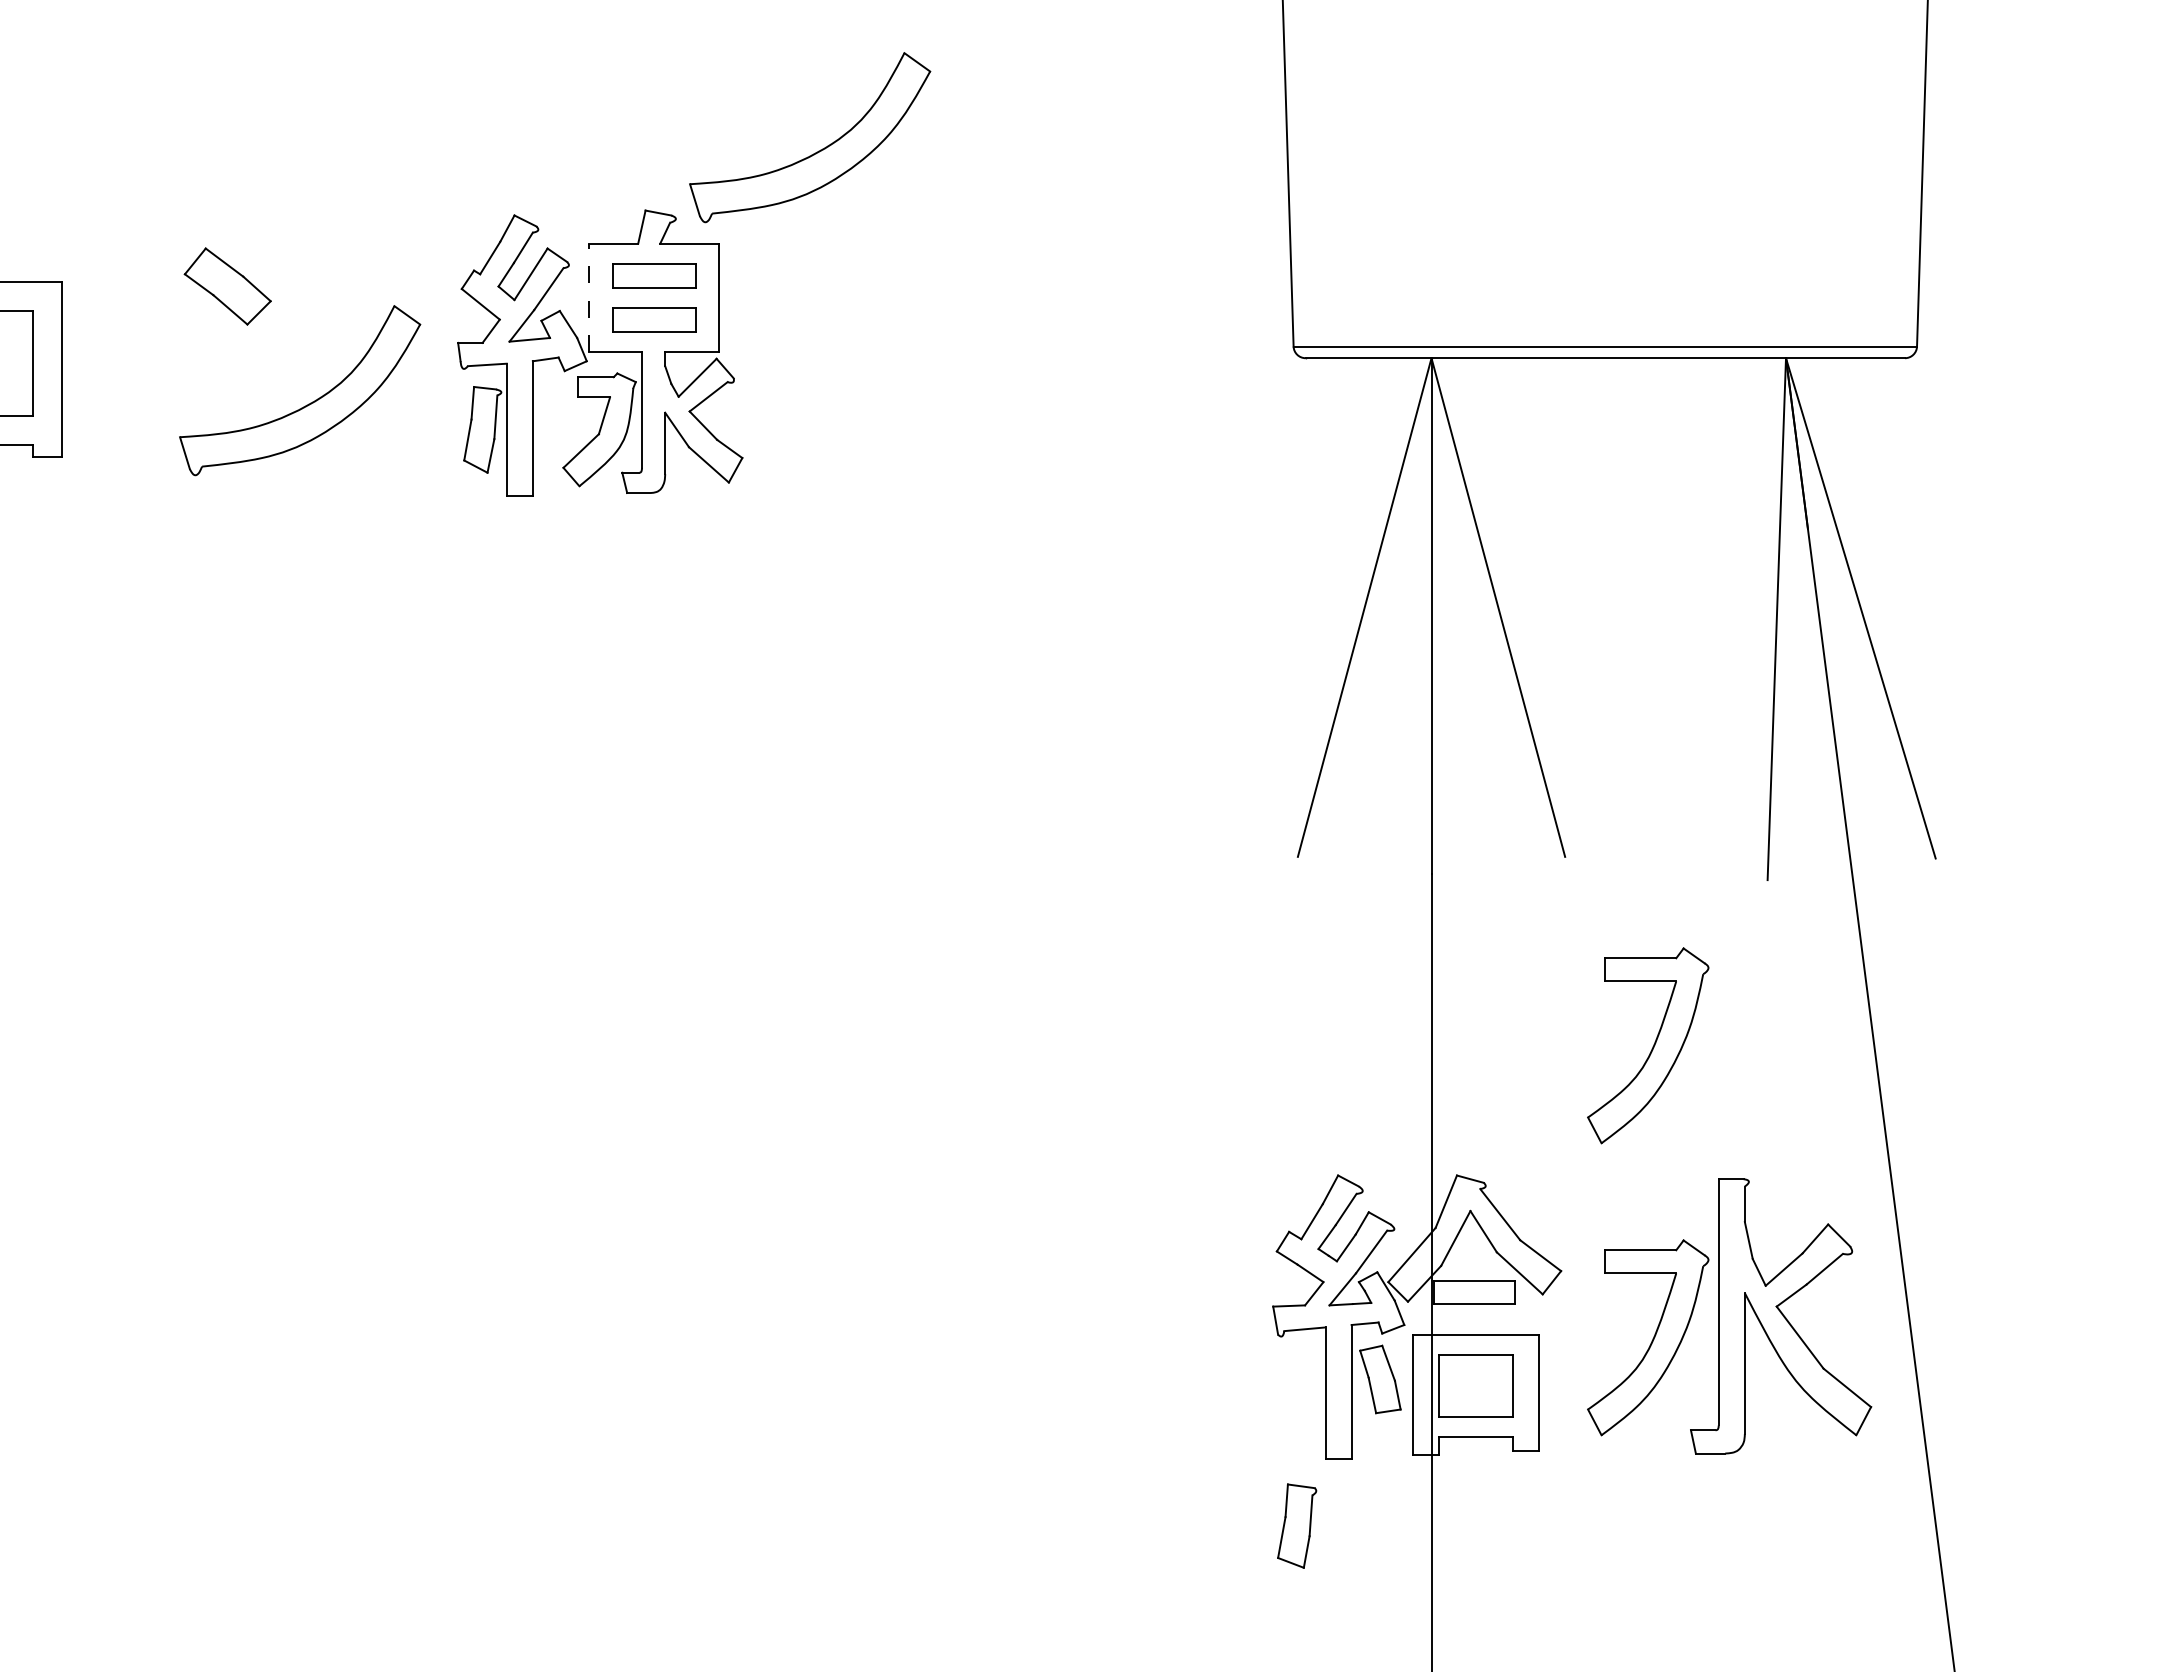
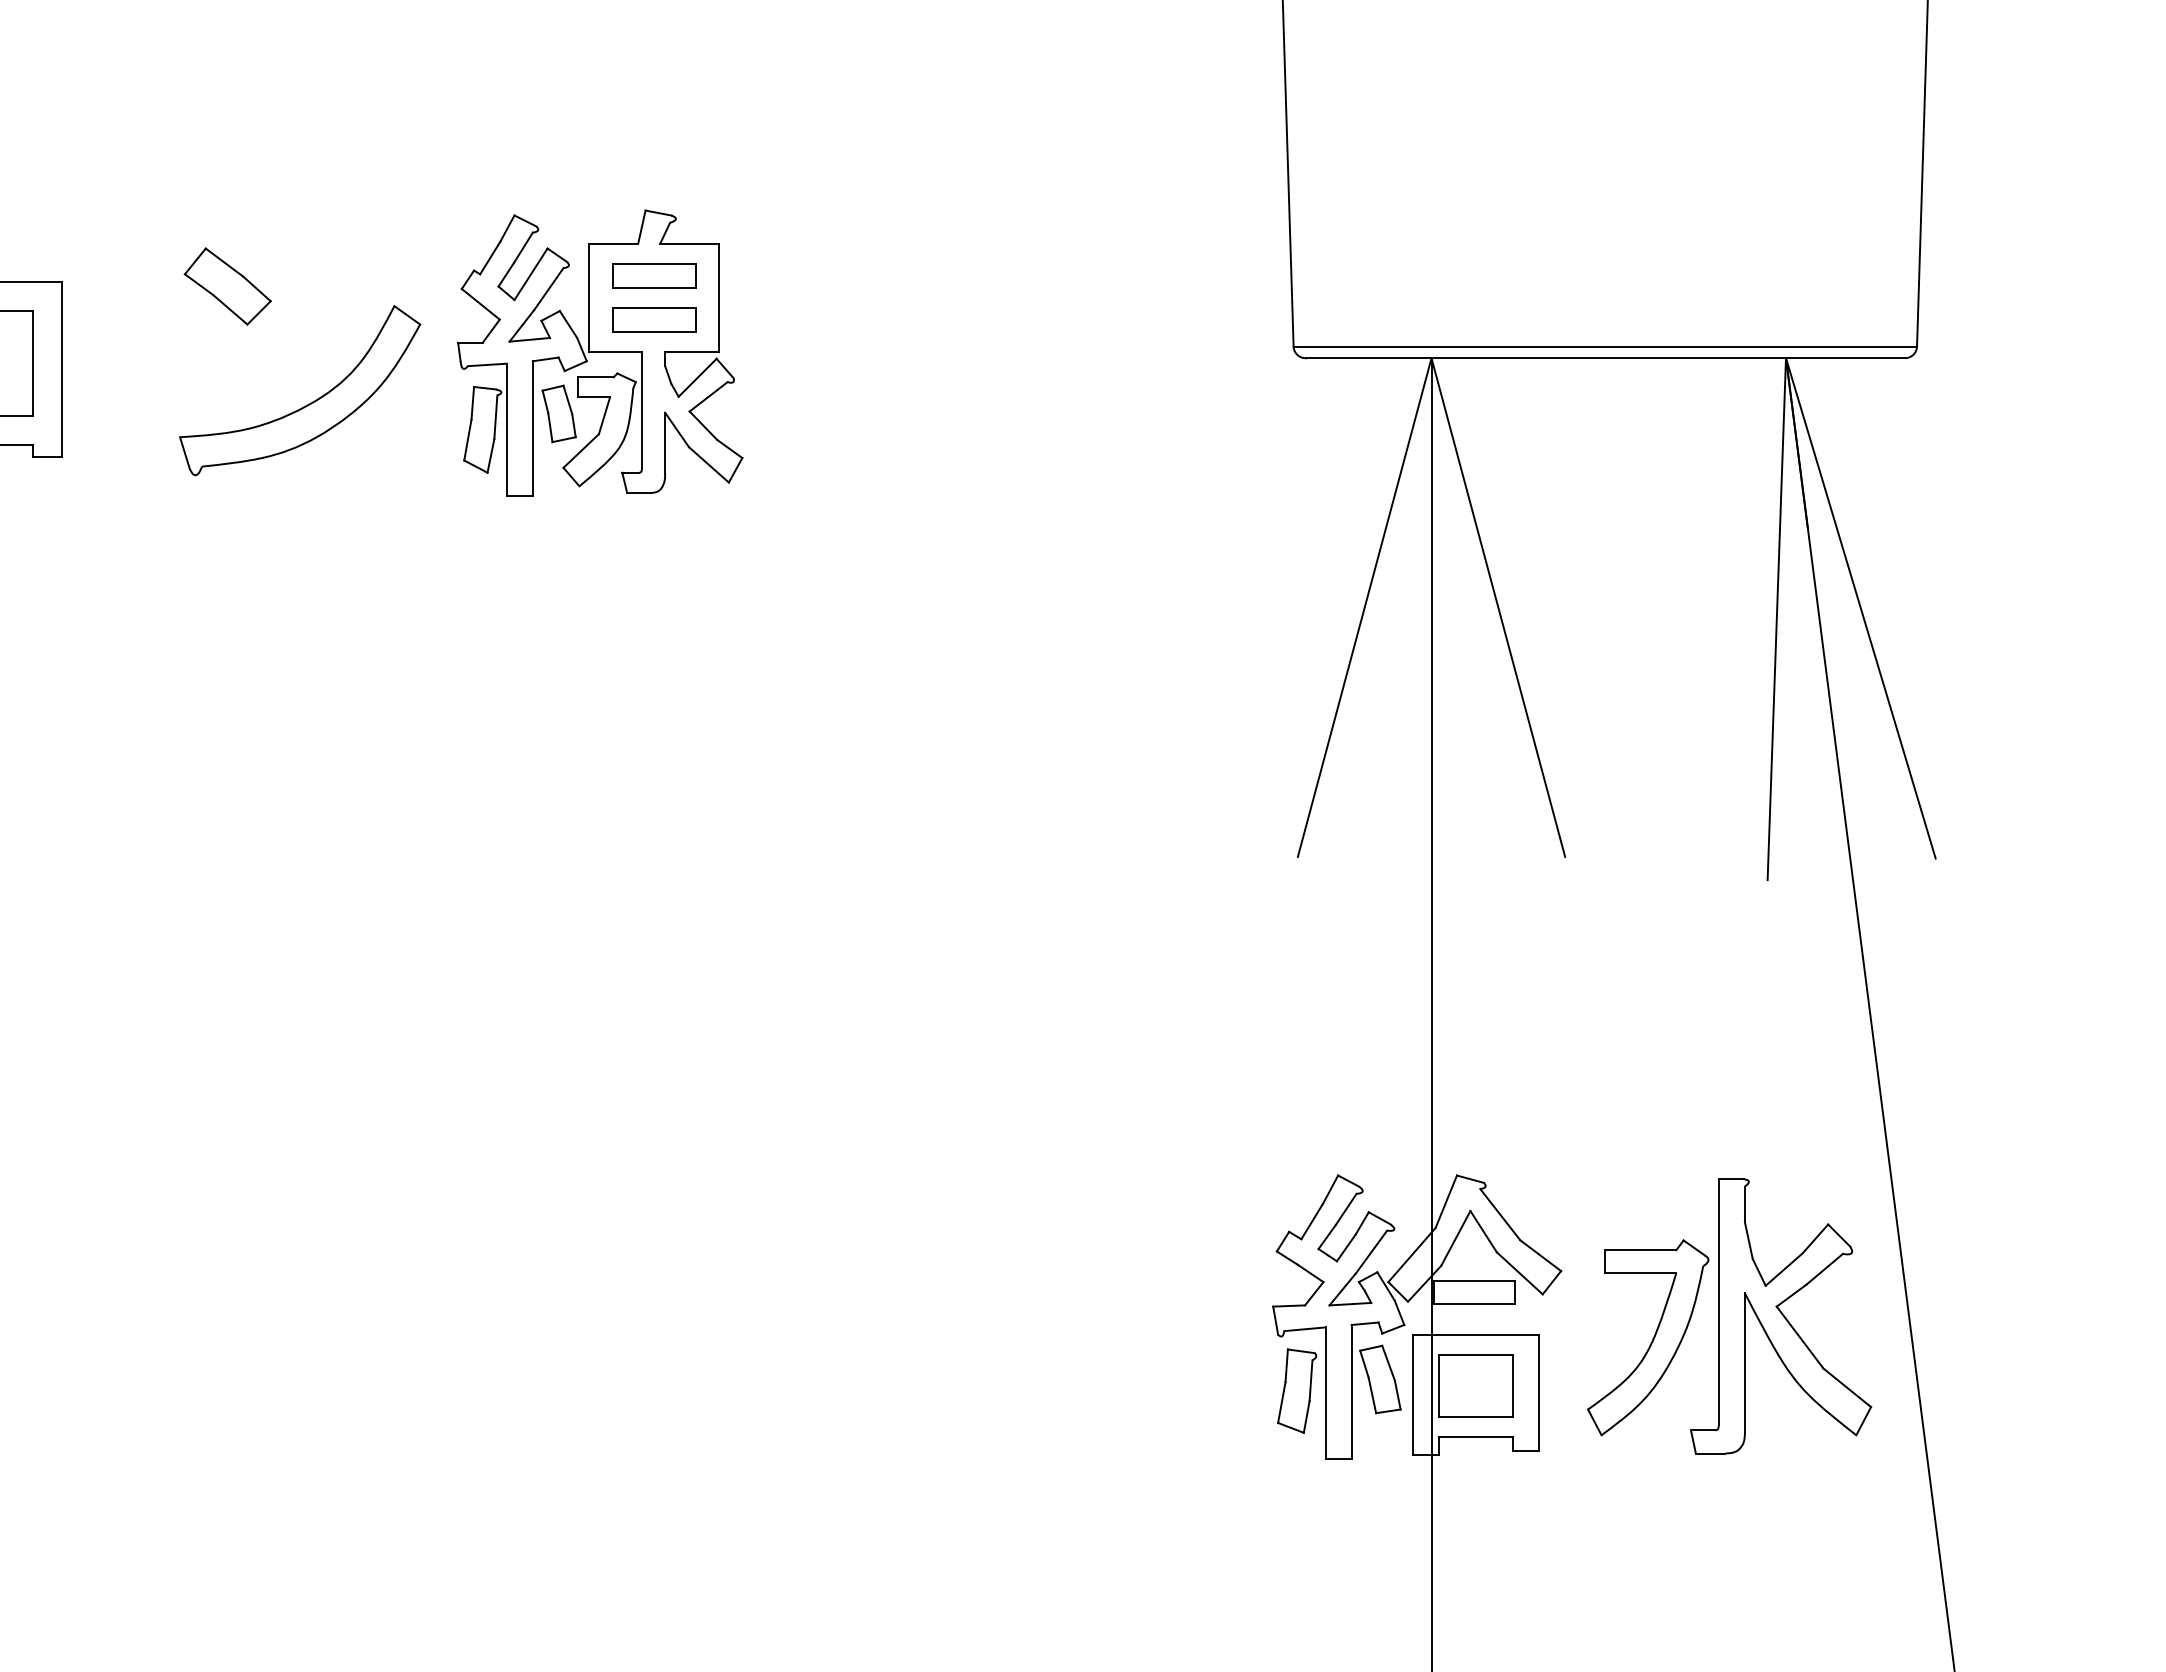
part: present -> none (818, 150)
line: dashed -> solid (589, 297)
part: none -> present (558, 413)
part: present -> none (1648, 1045)
part position: (1297, 1525) -> (1297, 1390) (1297, 1390)
